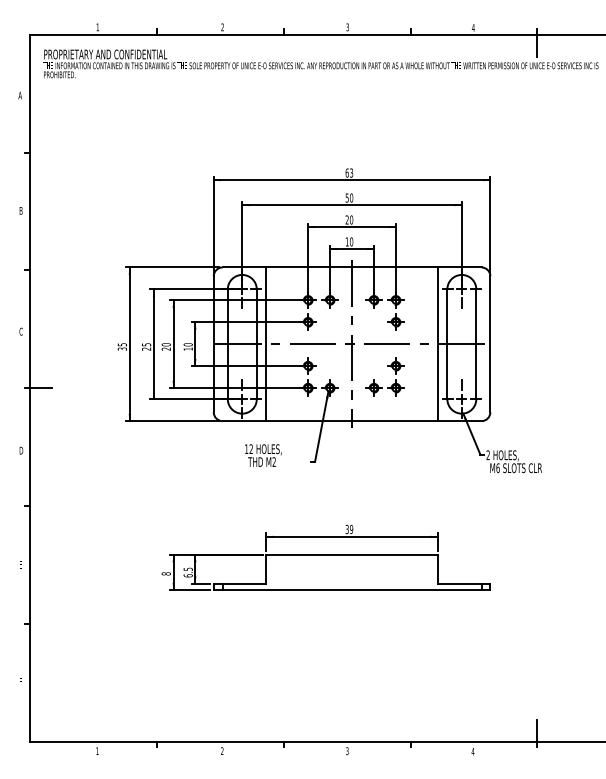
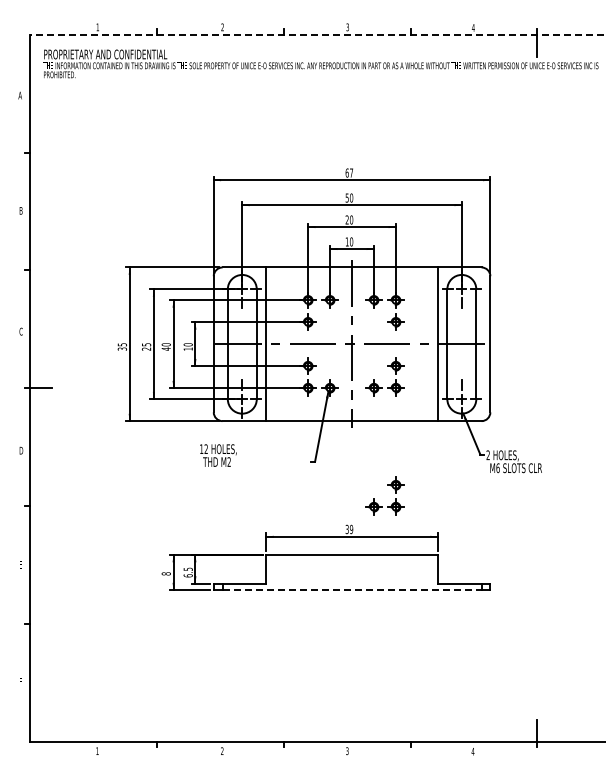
line: solid -> dashed (317, 34)
text: 63 -> 67 (351, 172)
text: 20 -> 40 (165, 348)
text position: (263, 455) -> (218, 455) (218, 455)
part: none -> present (387, 485)
line: solid -> dashed (352, 590)
